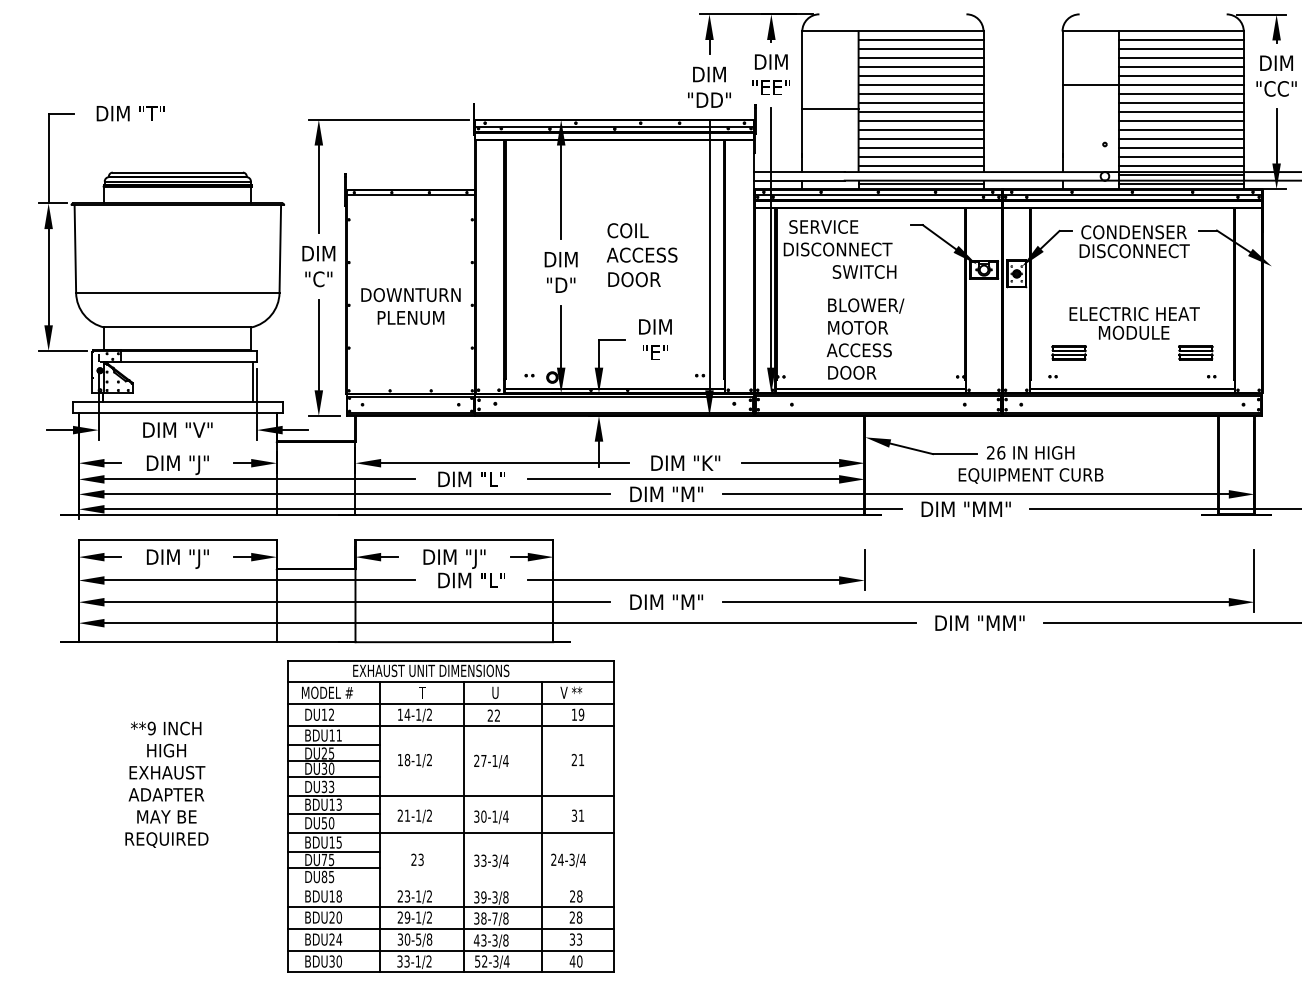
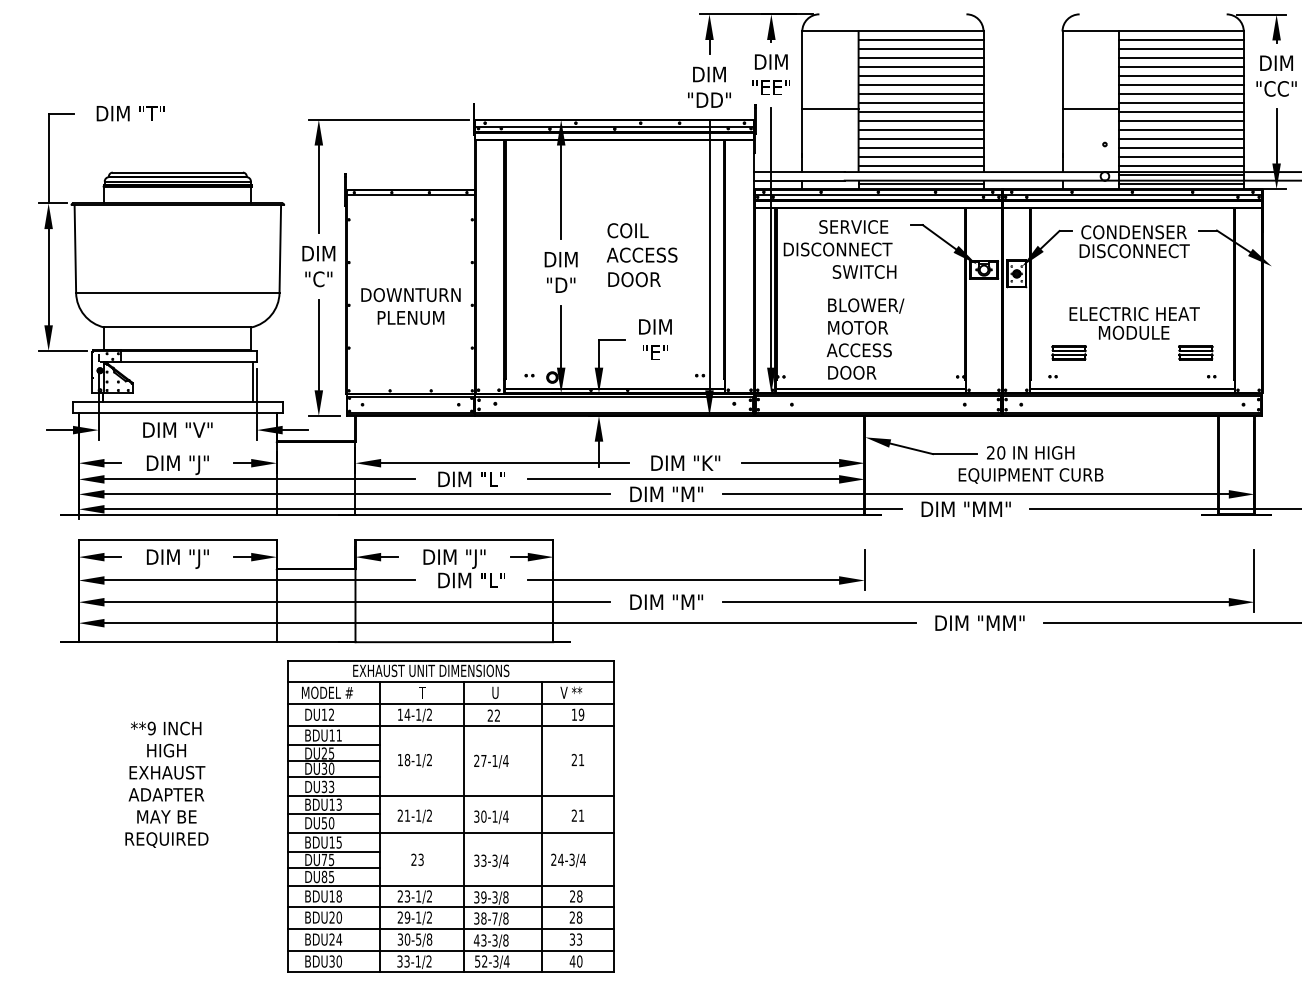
line position: (1090, 85) -> (1090, 109) (1090, 109)
text position: (823, 226) -> (853, 226) (853, 226)
text: 26 -> 20 (1001, 452)
text: 31 -> 21 (574, 815)
line: none -> present (450, 885)
